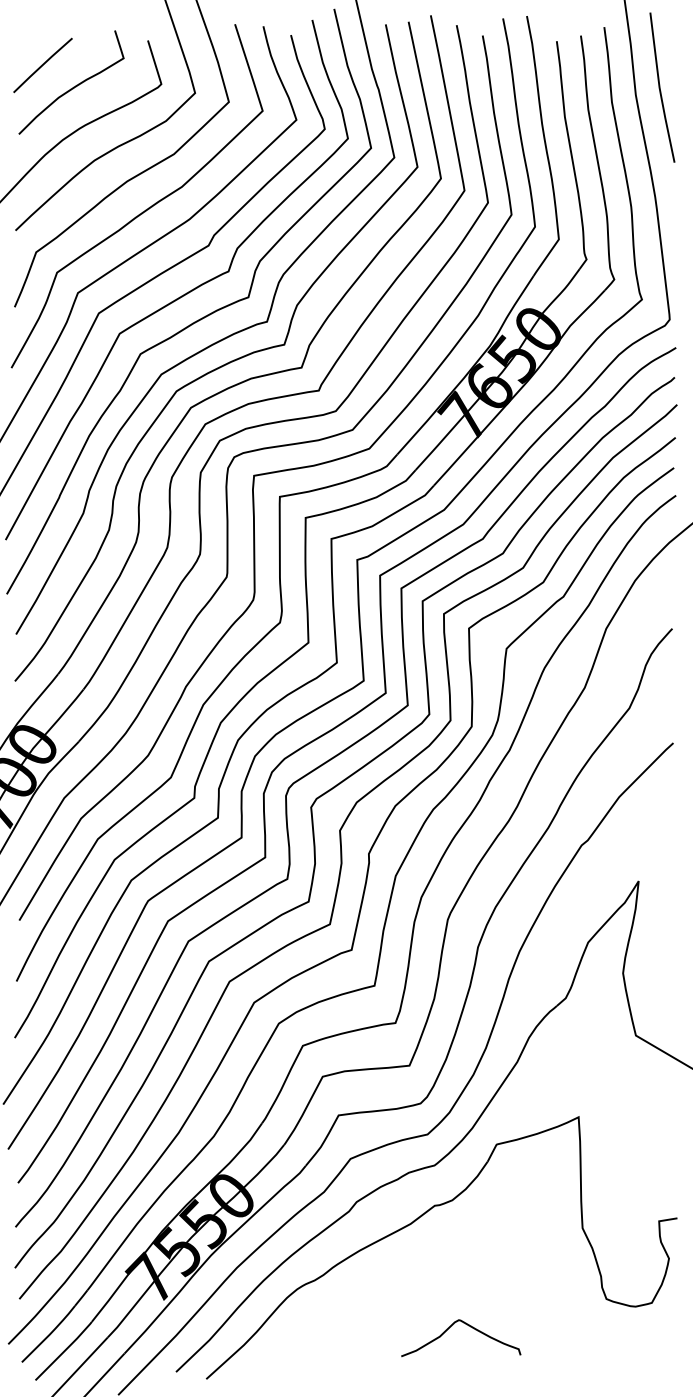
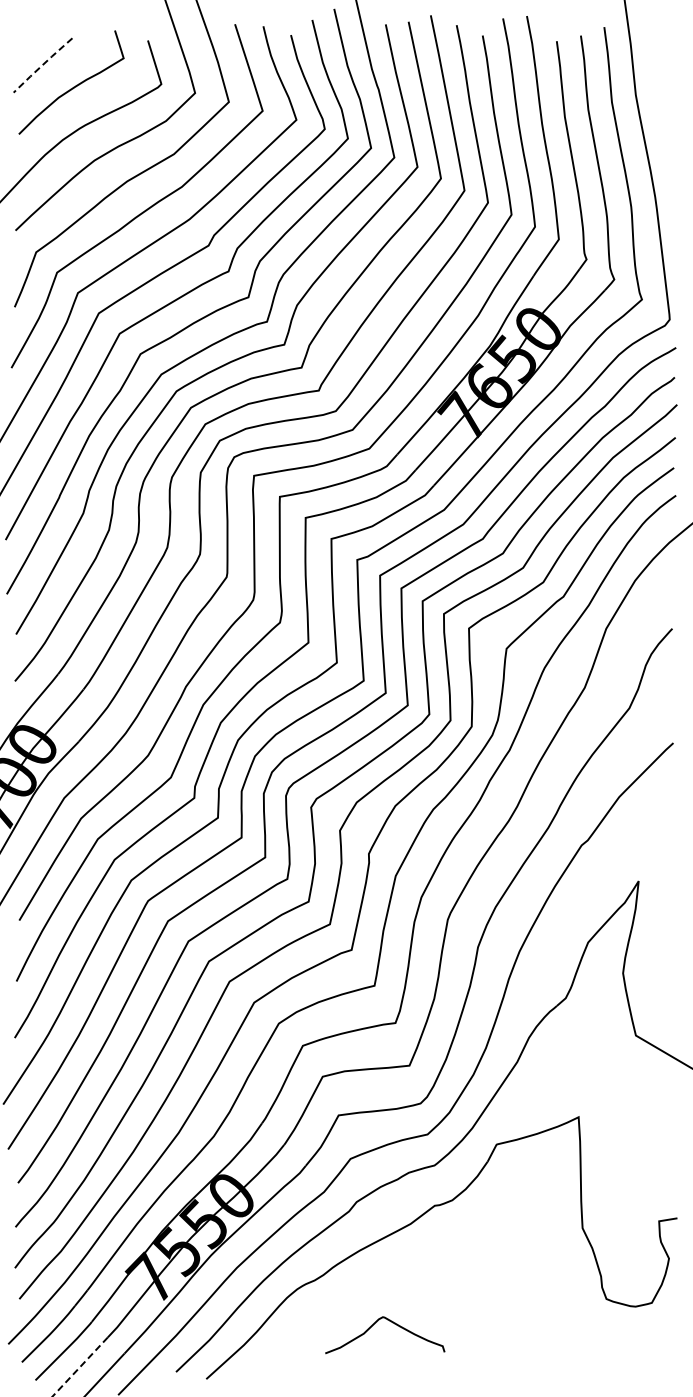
line: solid -> dashed (42, 65)
line: present -> none (660, 87)
curve position: (468, 1326) -> (392, 1323) (392, 1323)
line: solid -> dashed (80, 1366)
